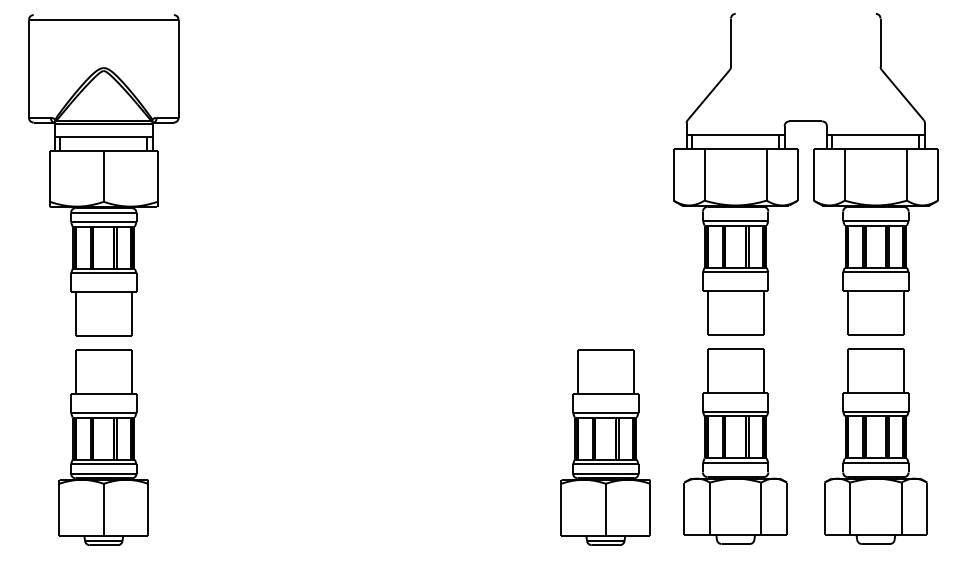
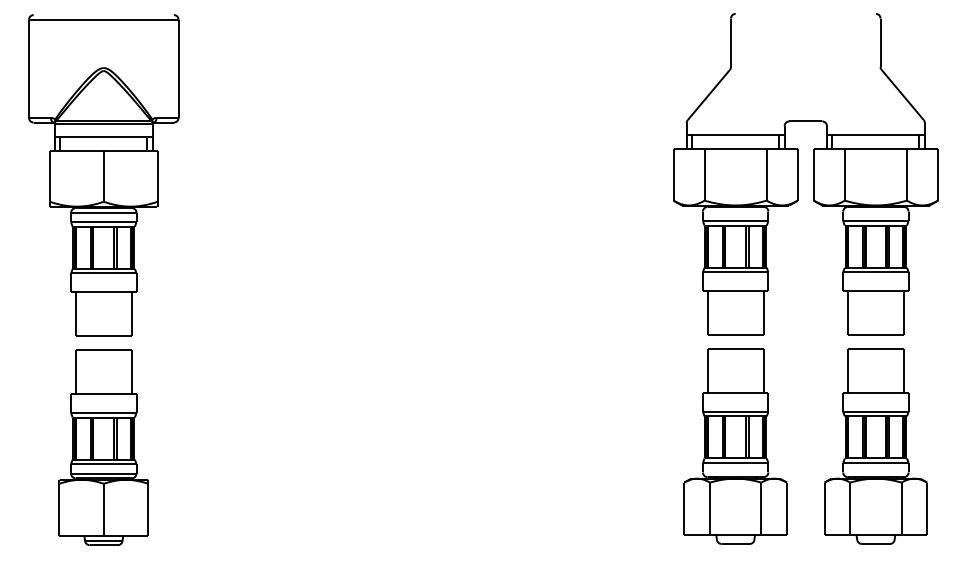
part: present -> none (605, 447)
